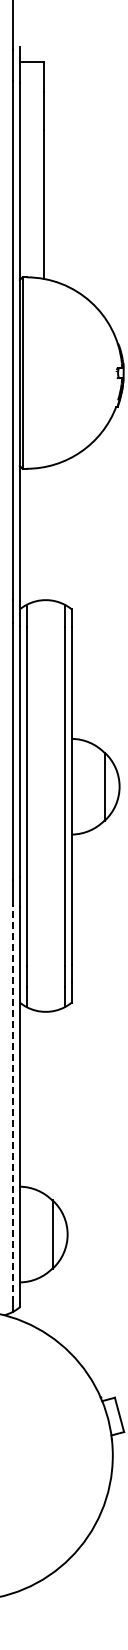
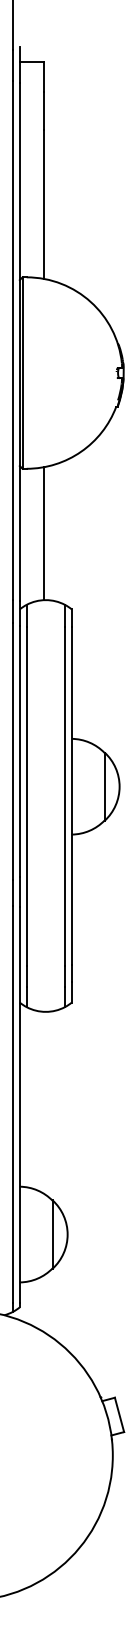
line: none -> present (44, 533)
line: dashed -> solid (13, 1103)
